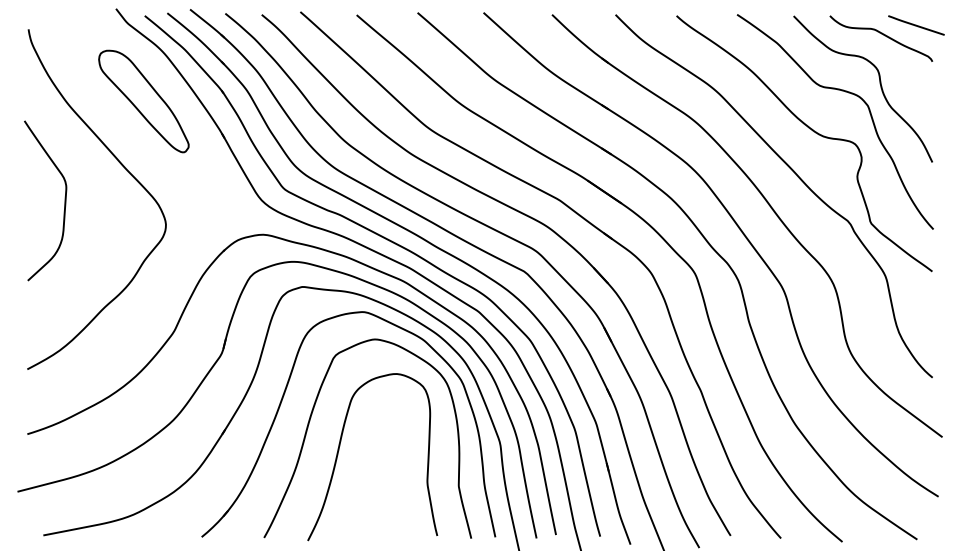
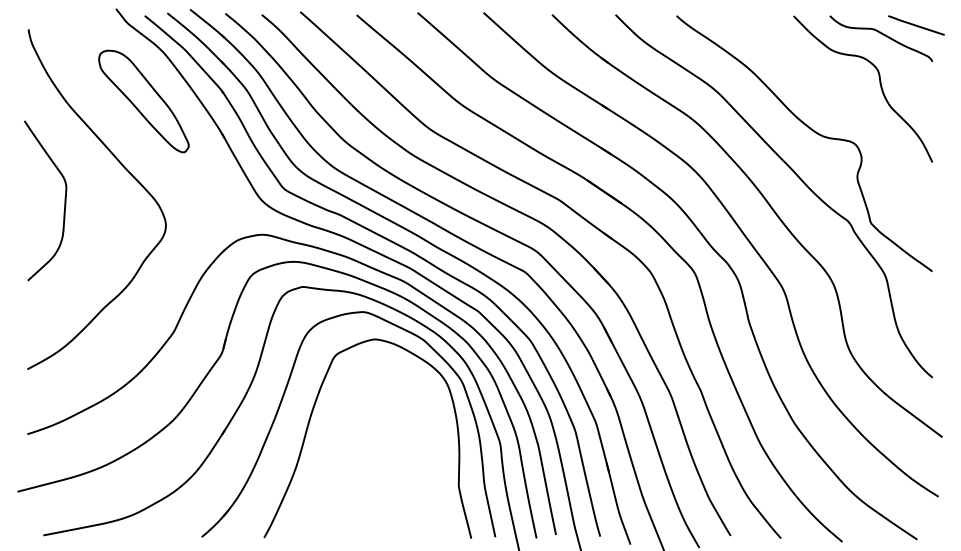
curve: present -> none (841, 91)
curve: present -> none (339, 450)
